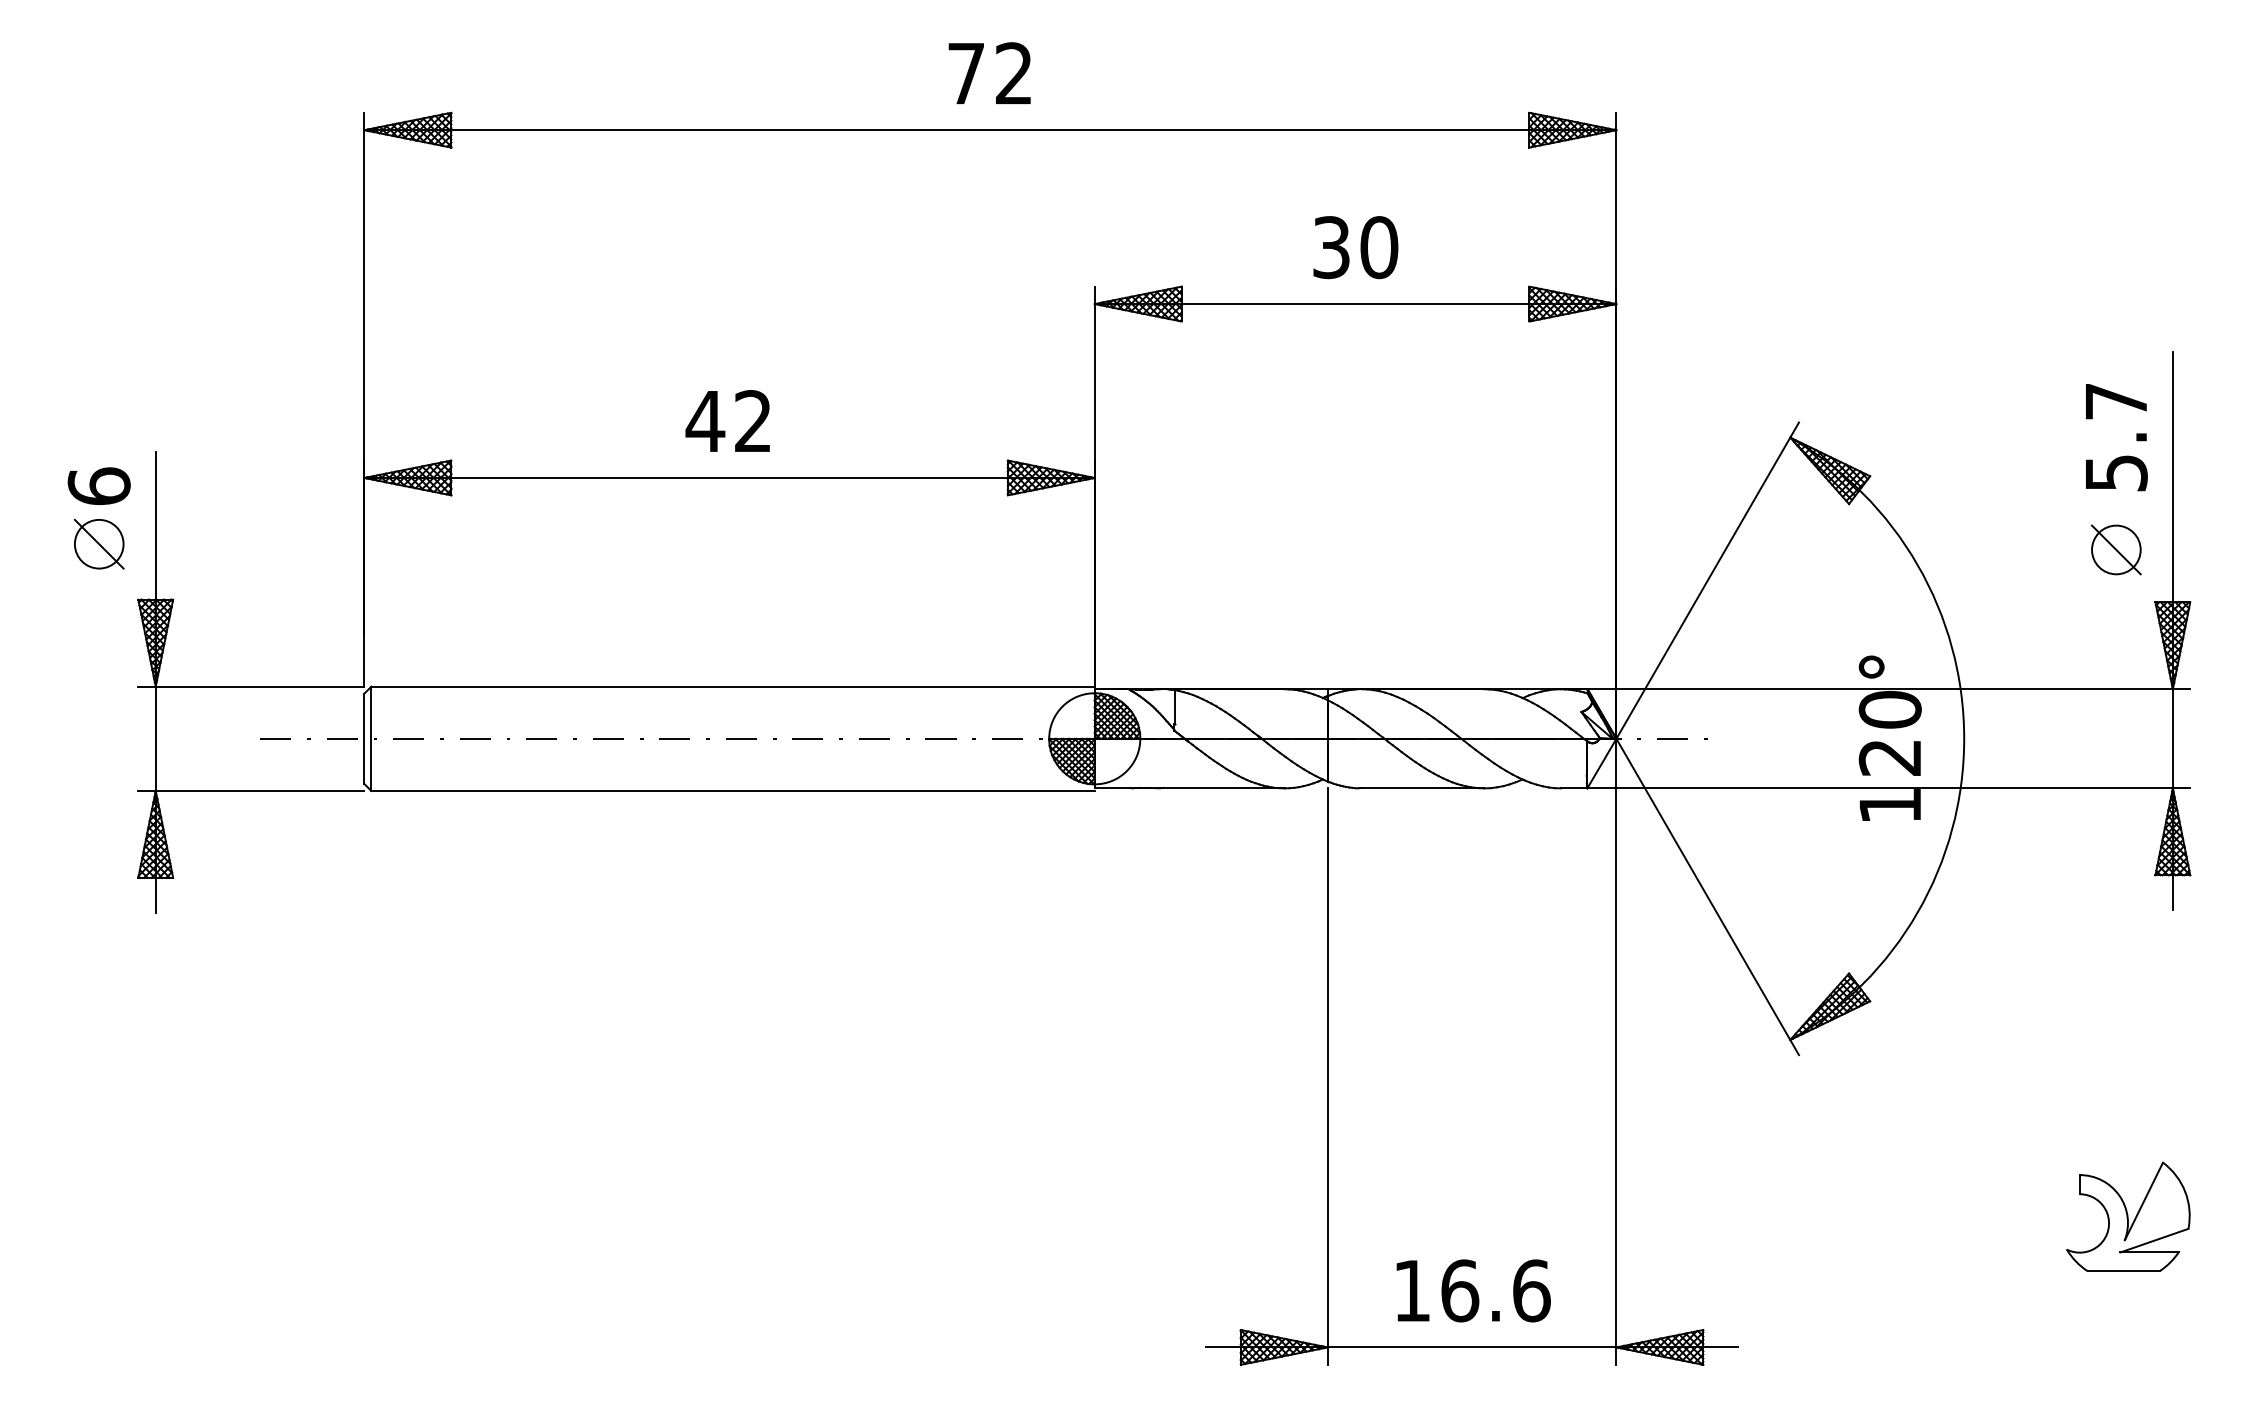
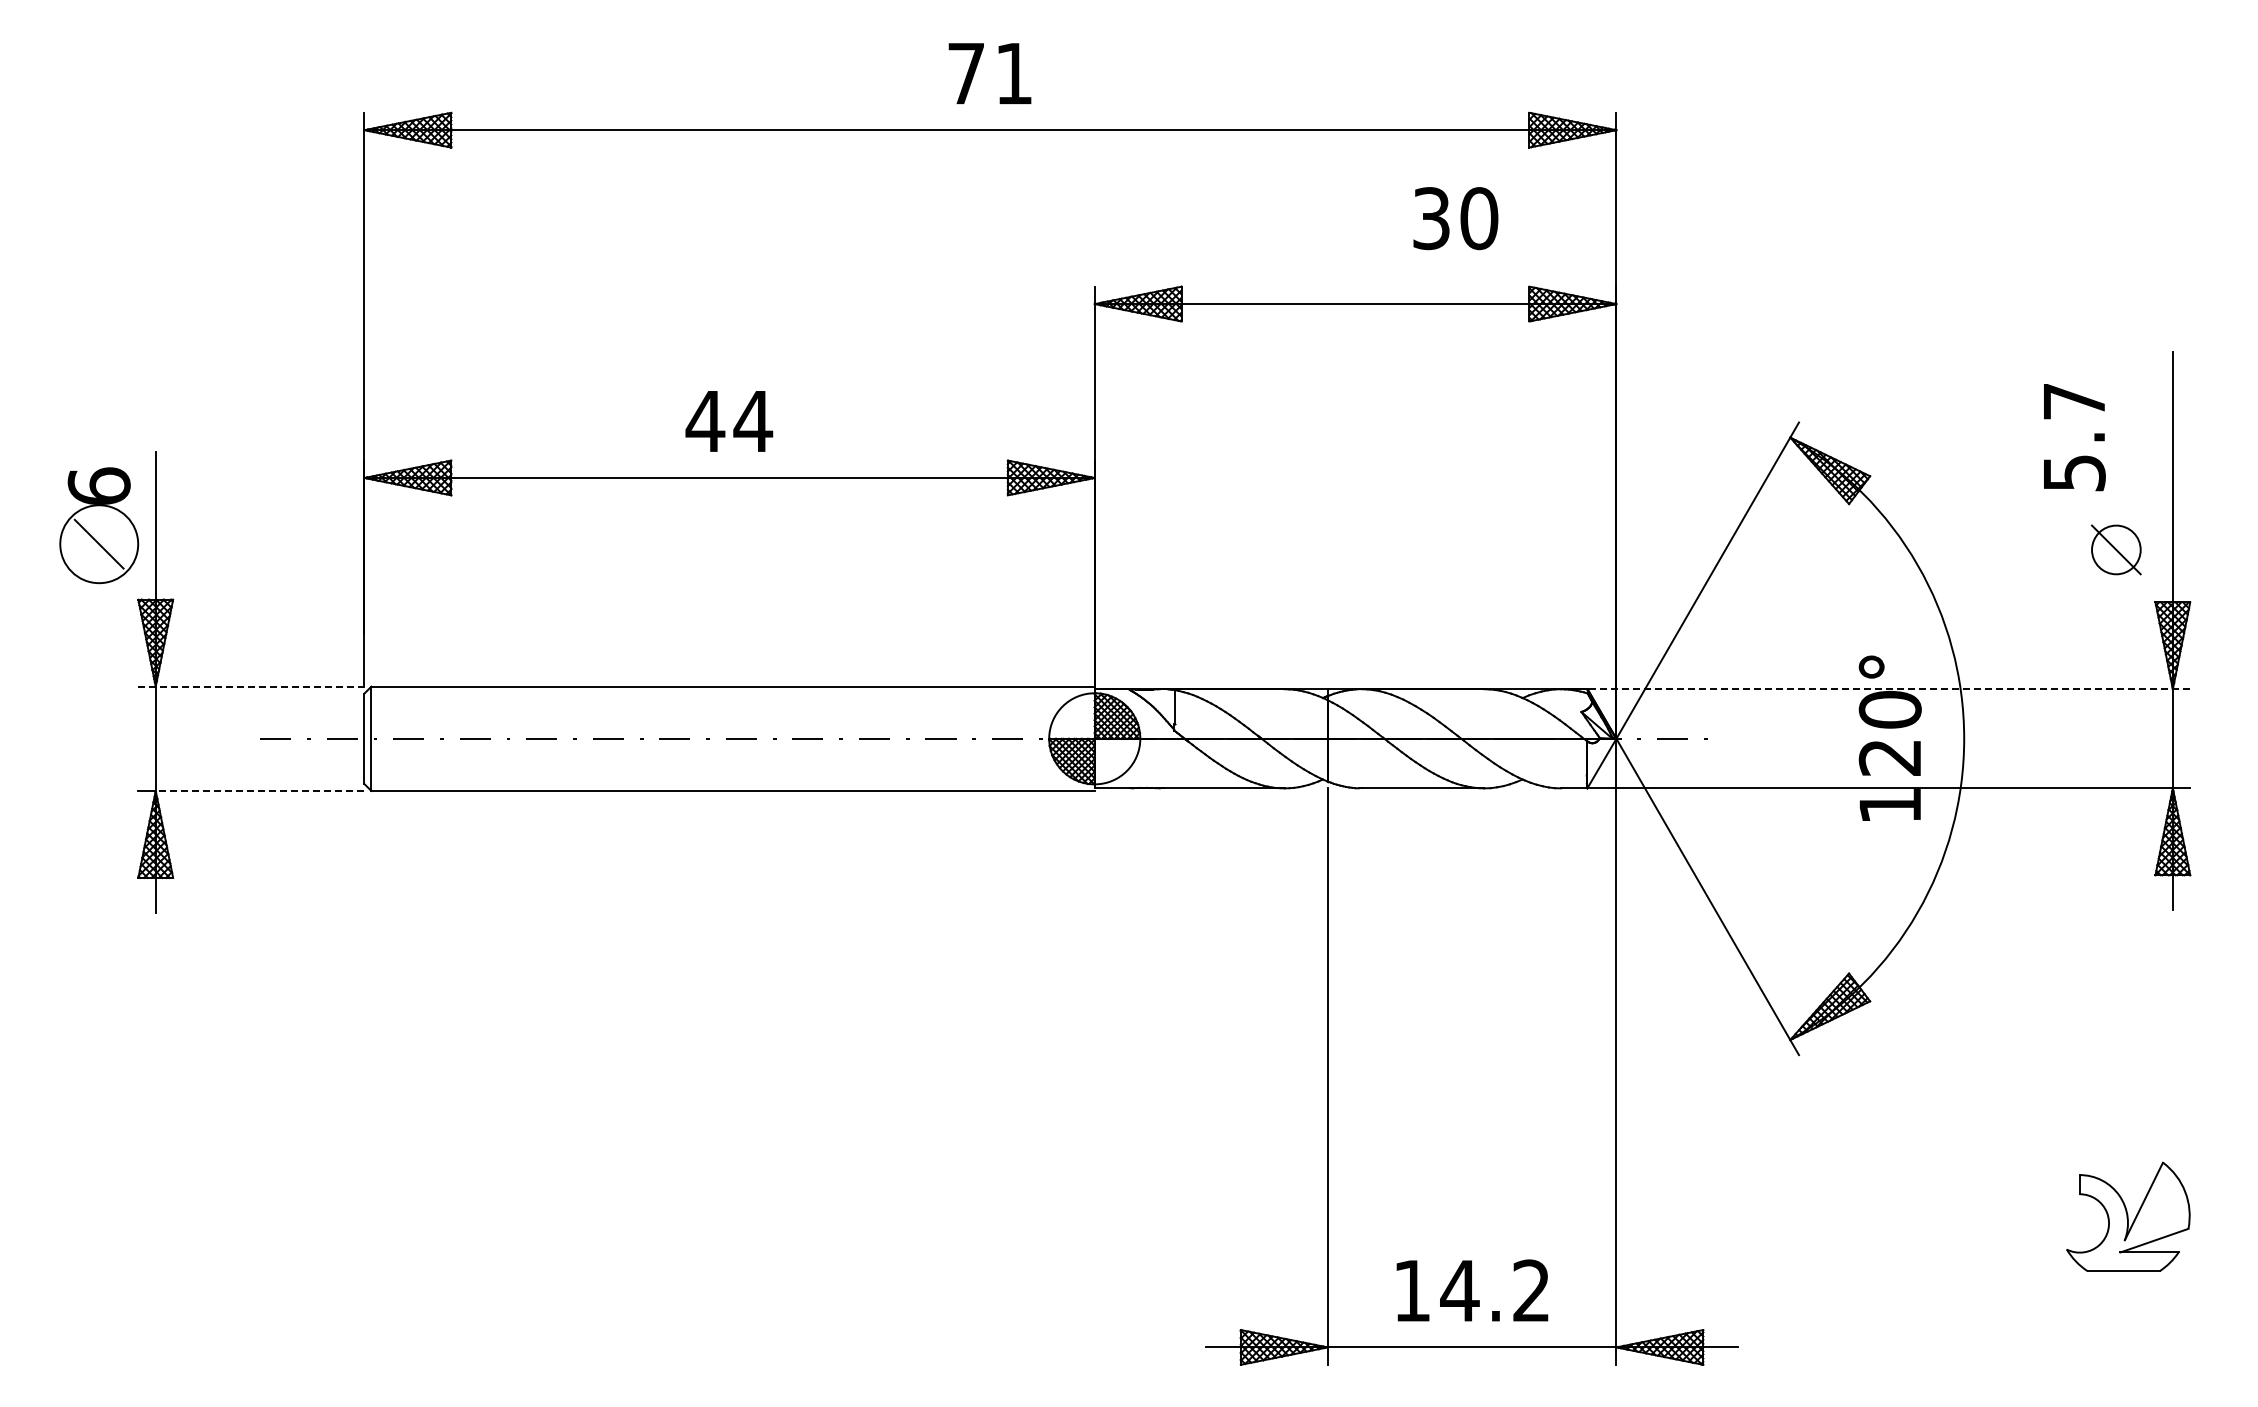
text: 72 -> 71 (1013, 73)
text position: (1355, 247) -> (1455, 218) (1455, 218)
text: 42 -> 44 (753, 420)
text position: (2116, 437) -> (2074, 437) (2074, 437)
circle diameter: 49 px -> 78 px (99, 544)
line: solid -> dashed (251, 686)
line: solid -> dashed (1888, 689)
line: solid -> dashed (259, 790)
text: 16.6 -> 14.2 (1495, 1290)
